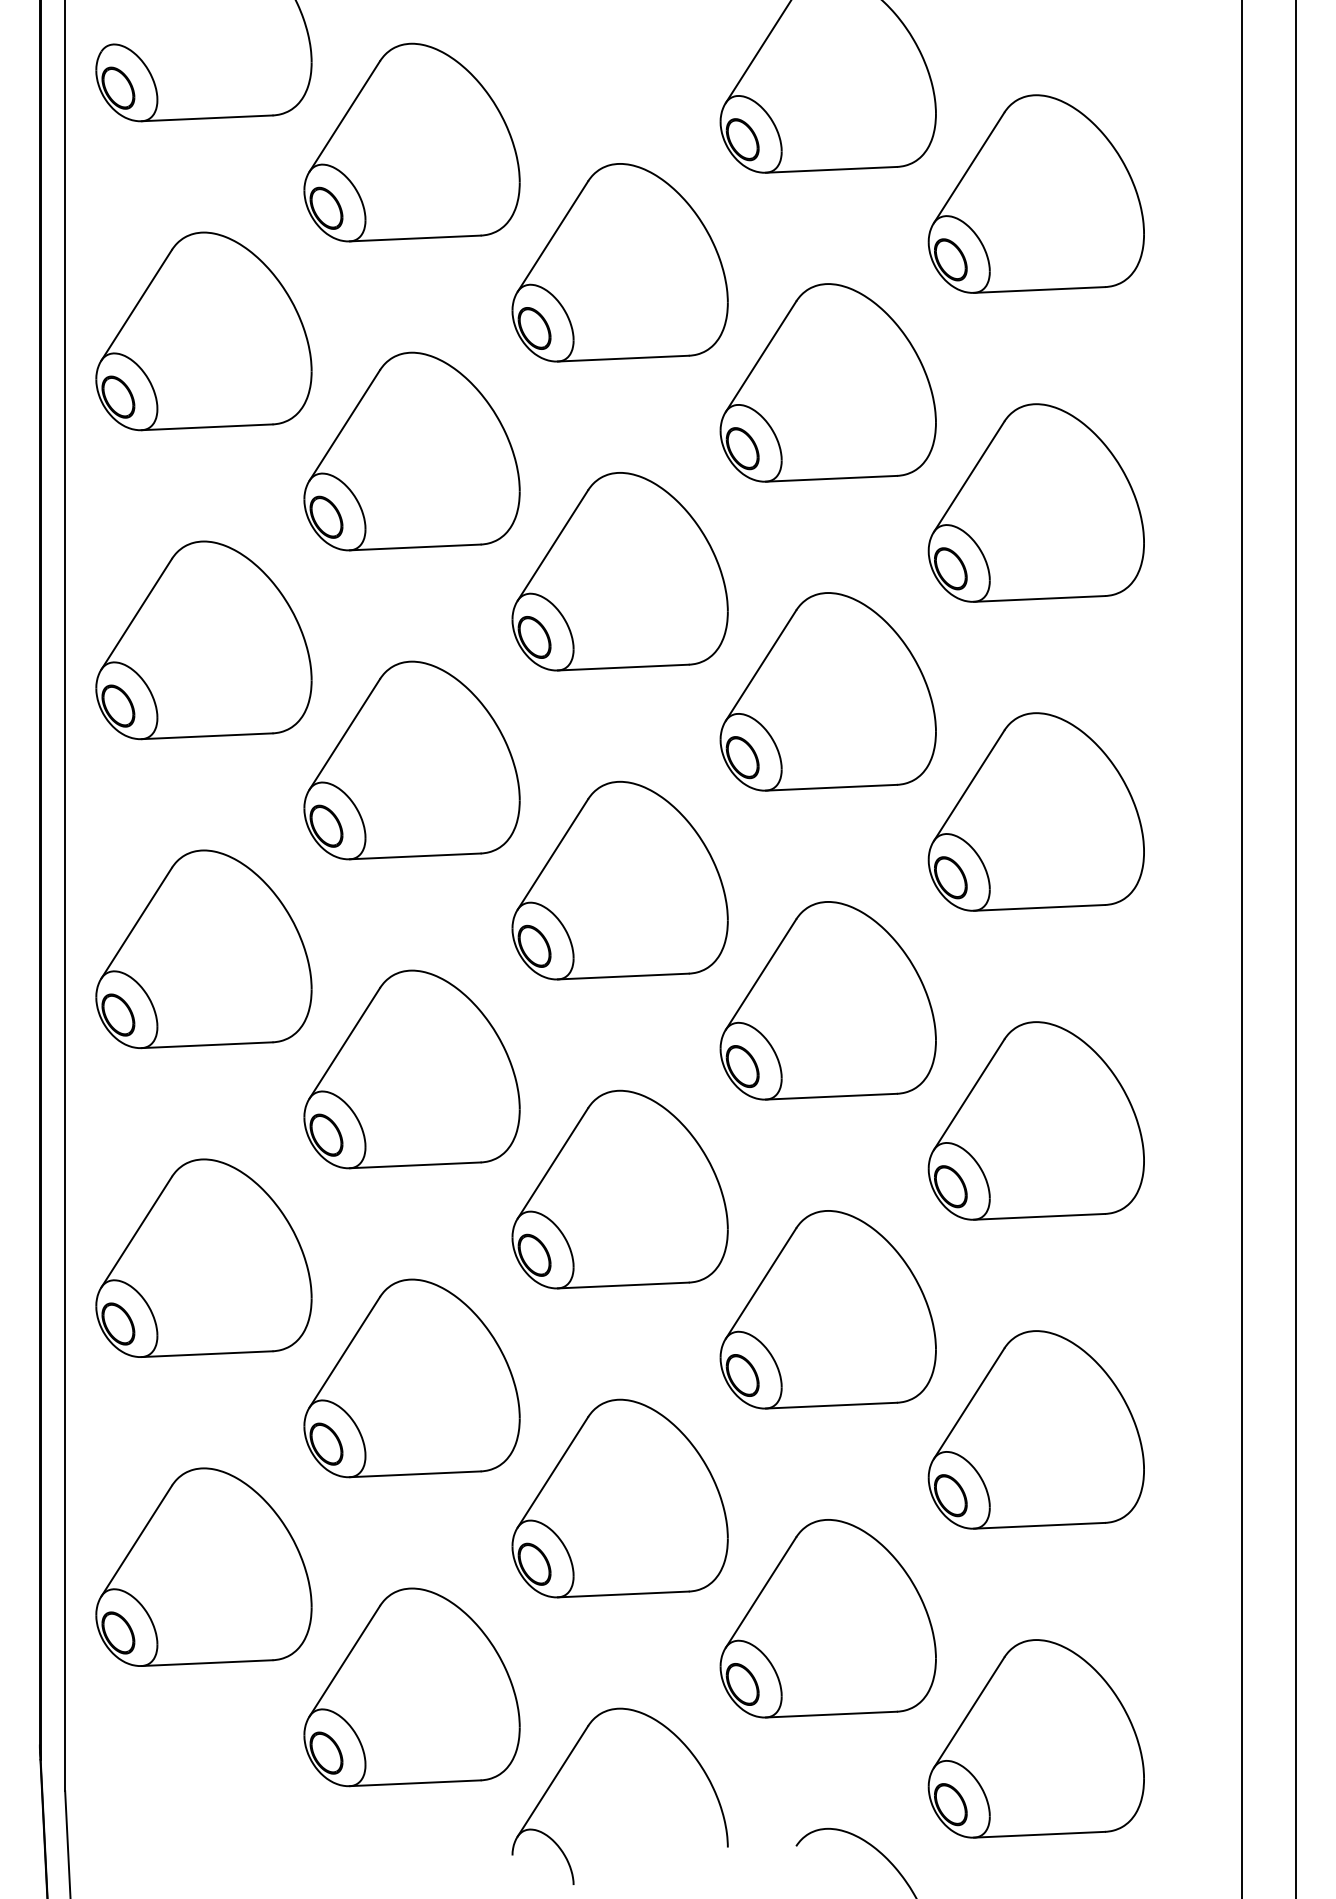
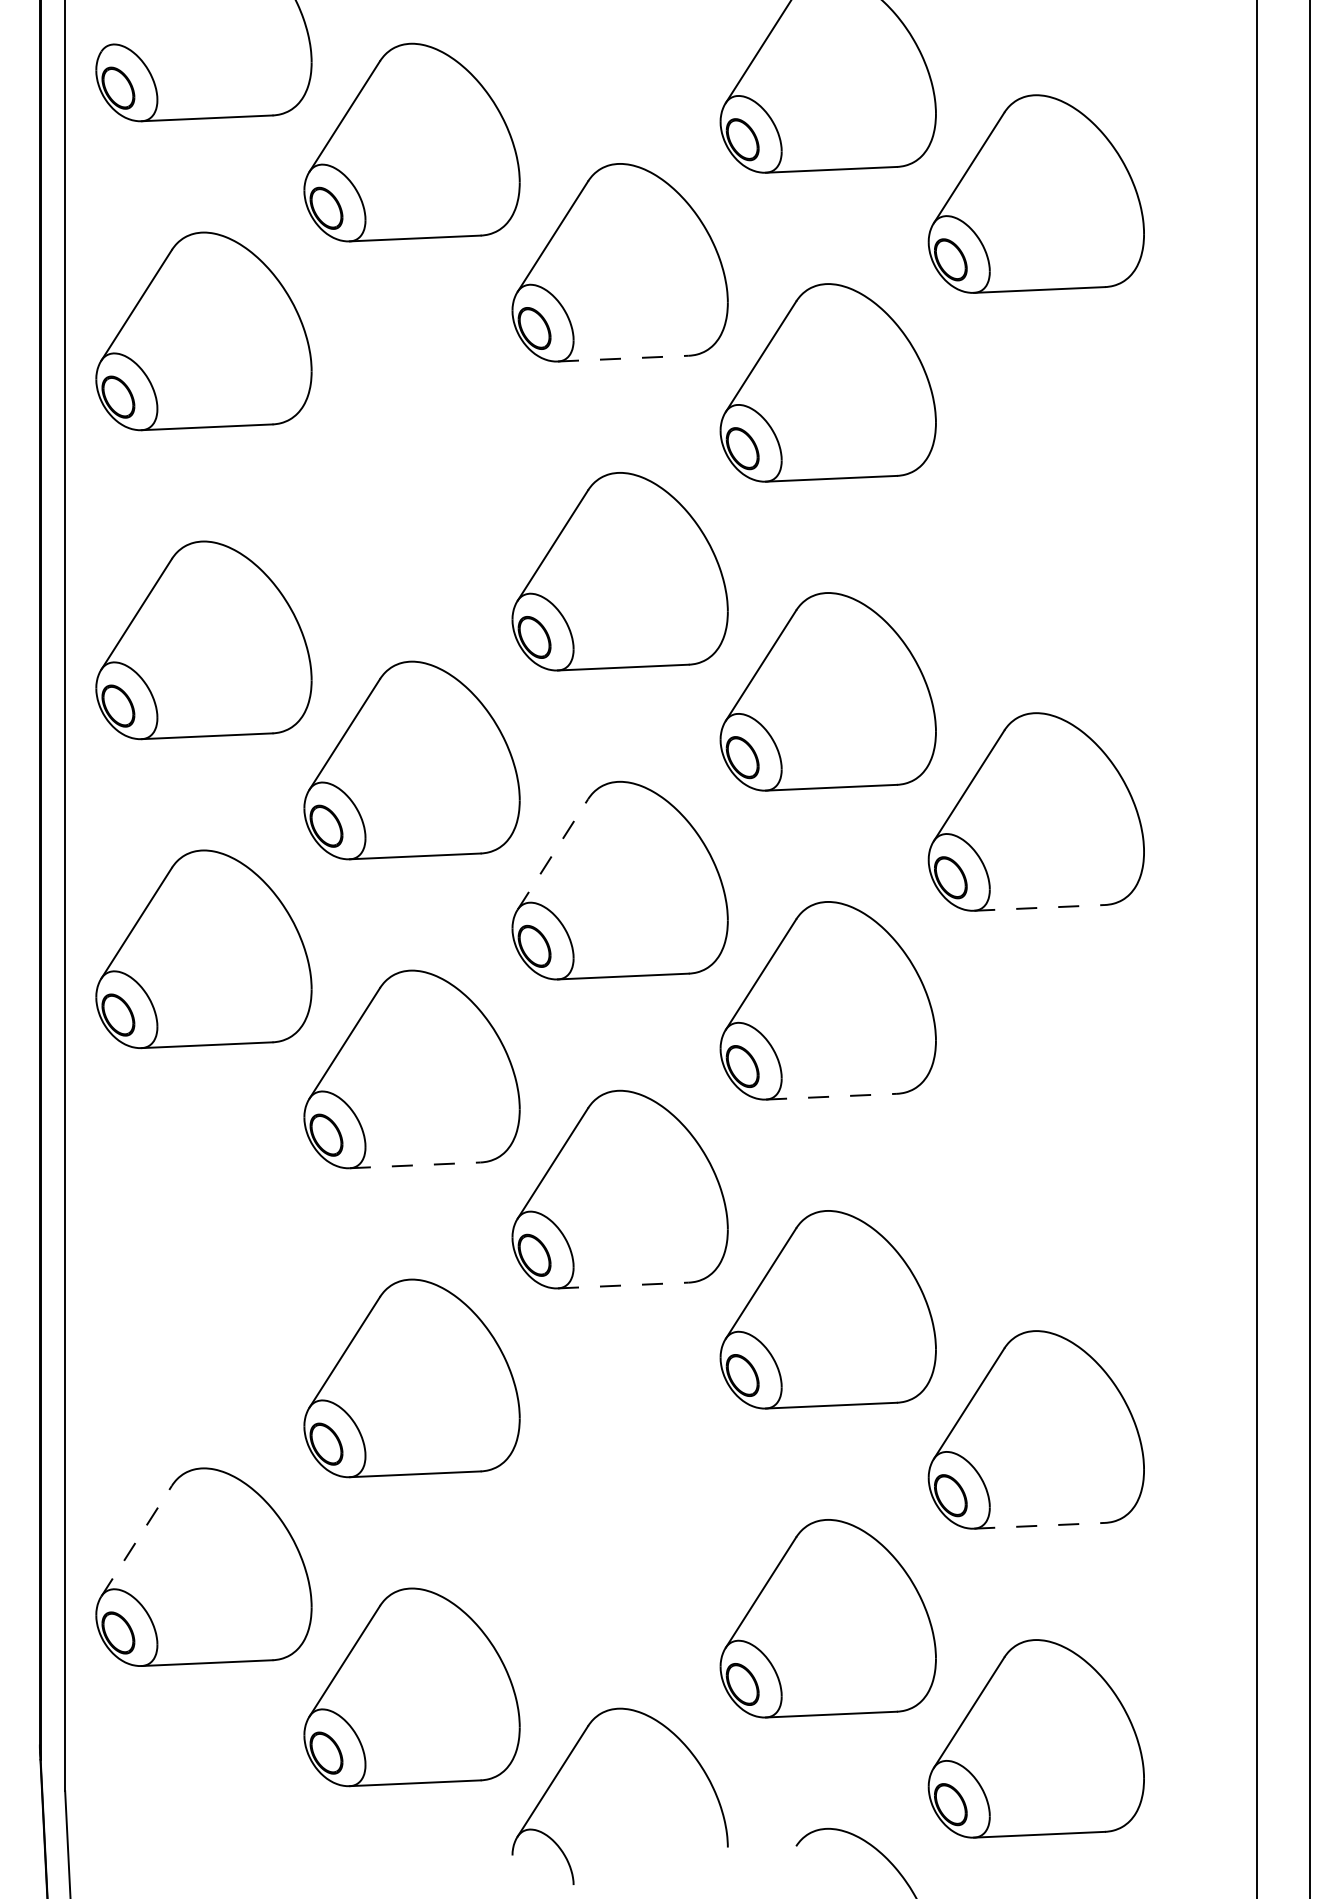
line: solid -> dashed (623, 358)
part: present -> none (411, 451)
part: present -> none (1035, 502)
line: solid -> dashed (553, 854)
line: solid -> dashed (1040, 907)
line position: (1241, 948) -> (1256, 948) (1256, 948)
line position: (1296, 948) -> (1310, 948) (1310, 948)
line: solid -> dashed (831, 1096)
part: present -> none (1035, 1120)
line: solid -> dashed (415, 1165)
part: present -> none (203, 1257)
line: solid -> dashed (623, 1285)
part: present -> none (619, 1498)
line: solid -> dashed (1040, 1525)
line: solid -> dashed (136, 1540)
